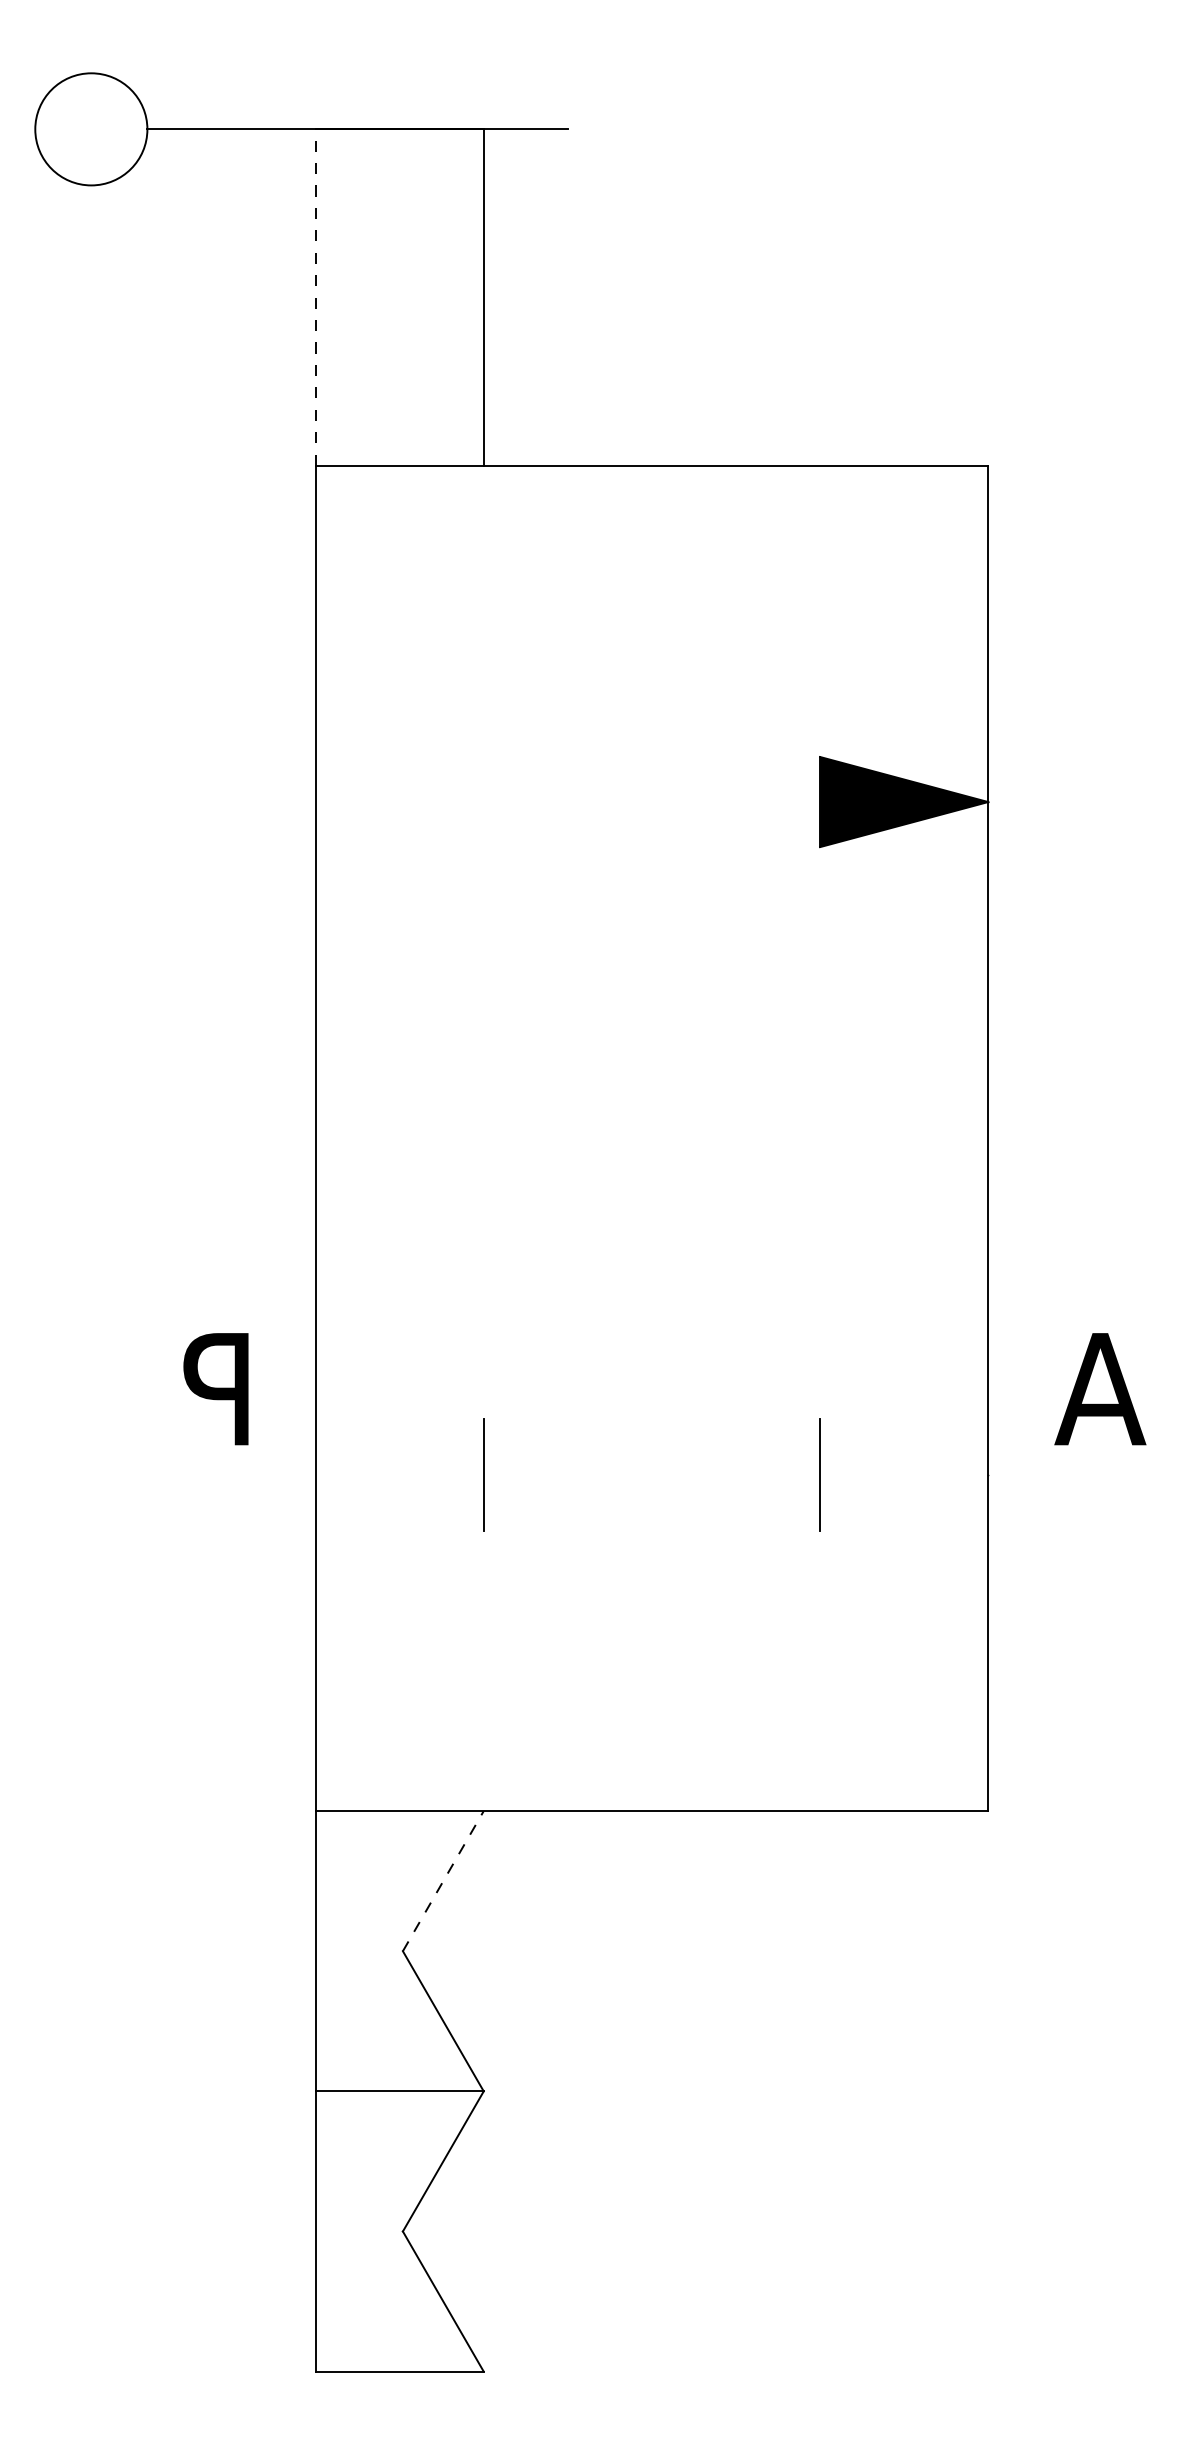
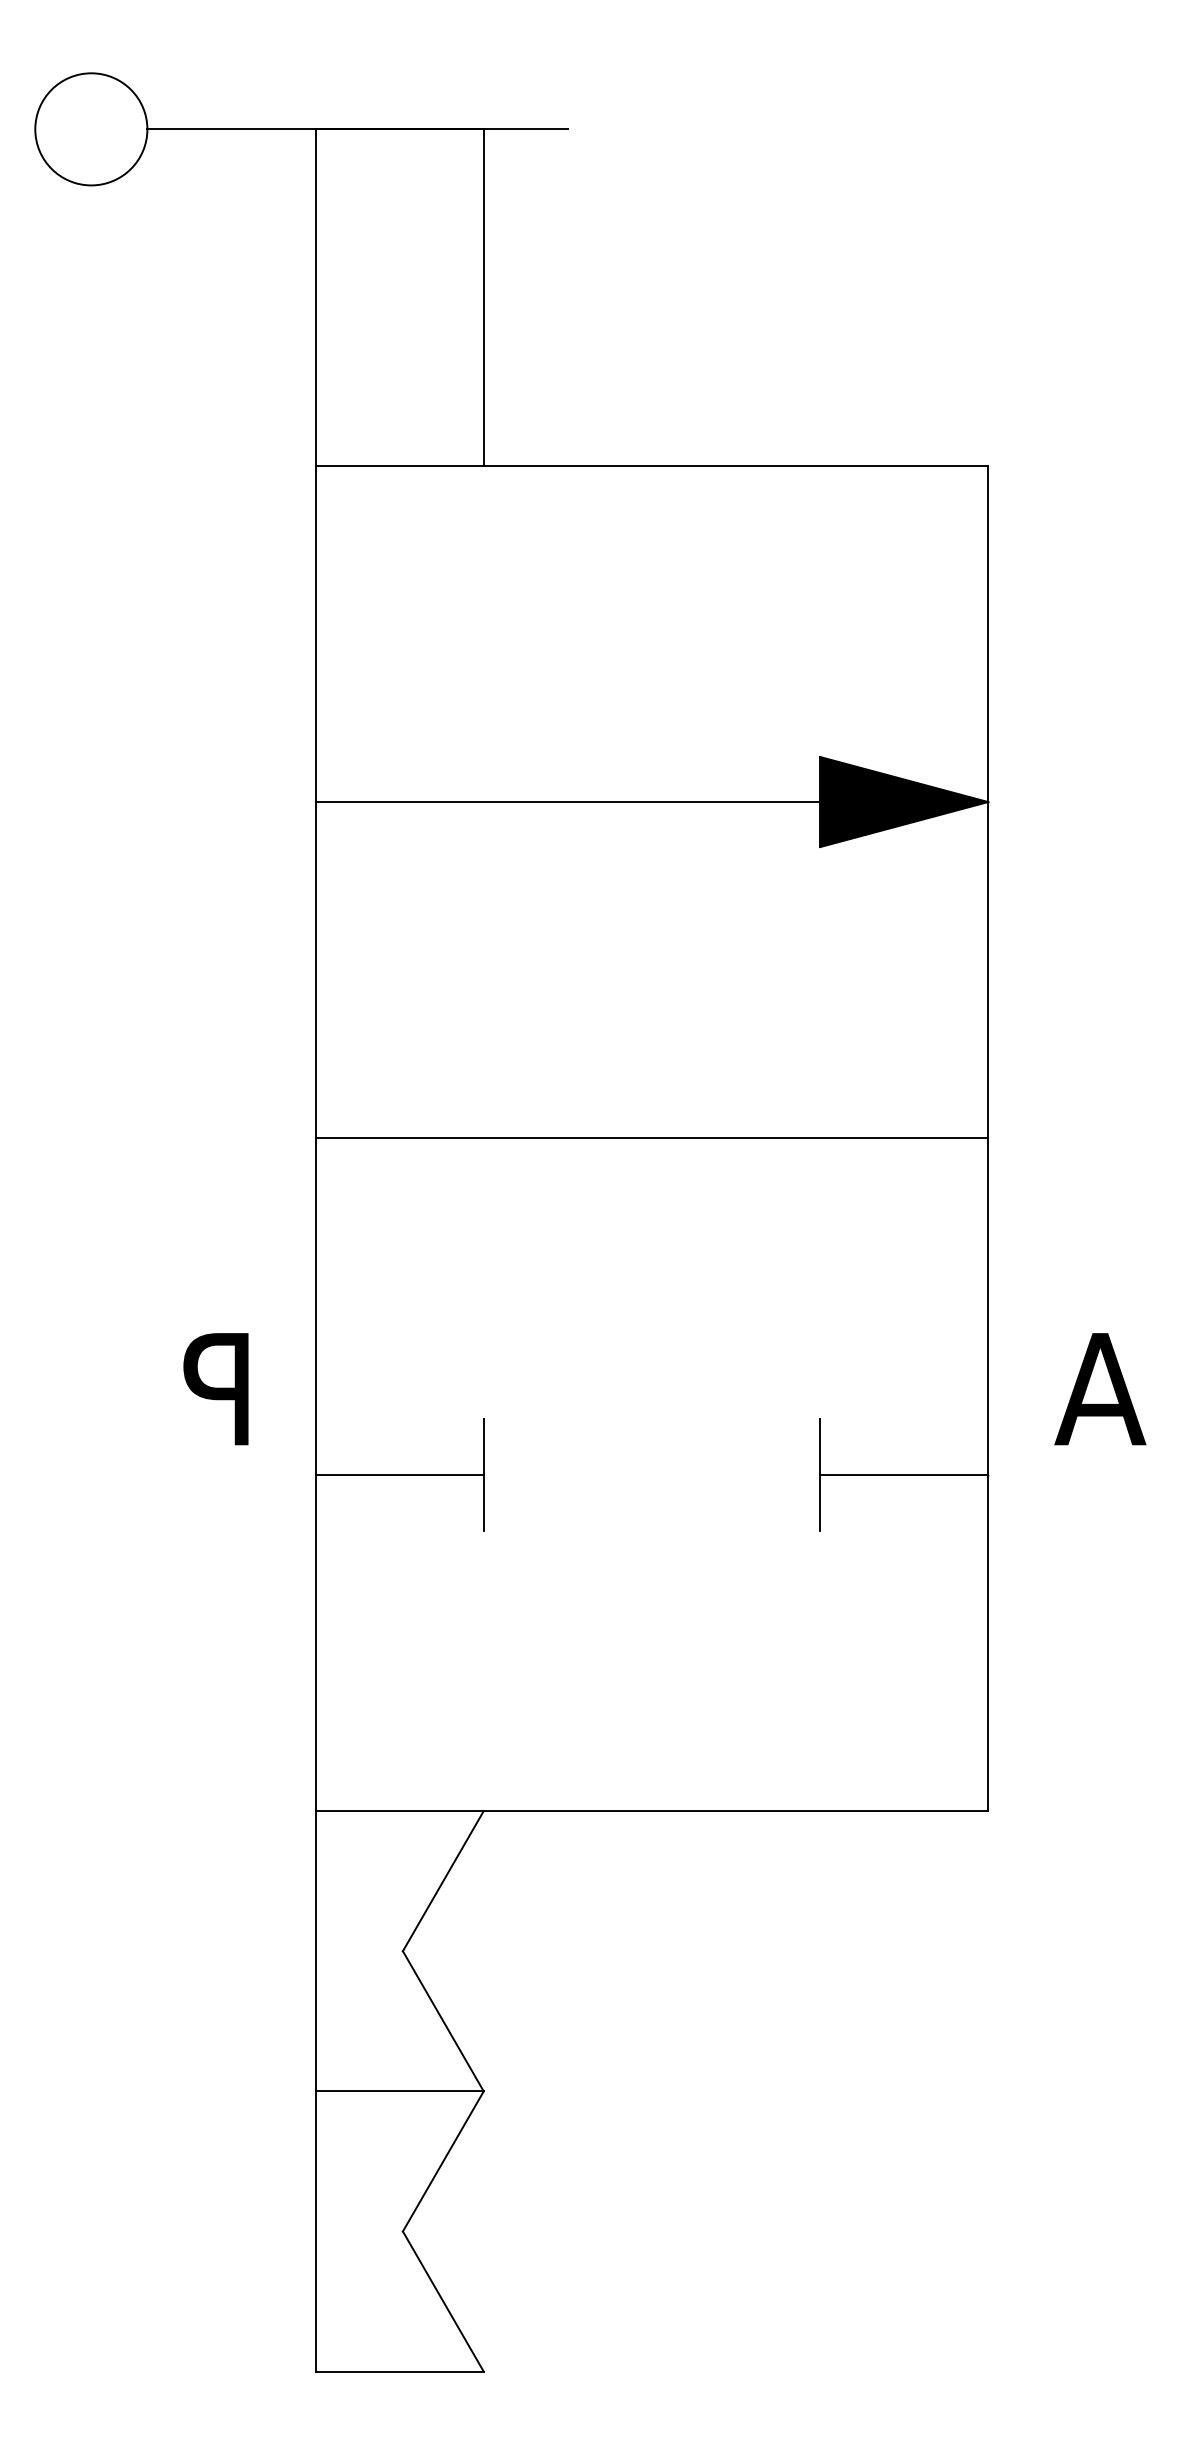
line: dashed -> solid (315, 297)
line: none -> present (567, 802)
line: none -> present (651, 1138)
line: none -> present (399, 1474)
line: none -> present (904, 1474)
line: dashed -> solid (443, 1881)
